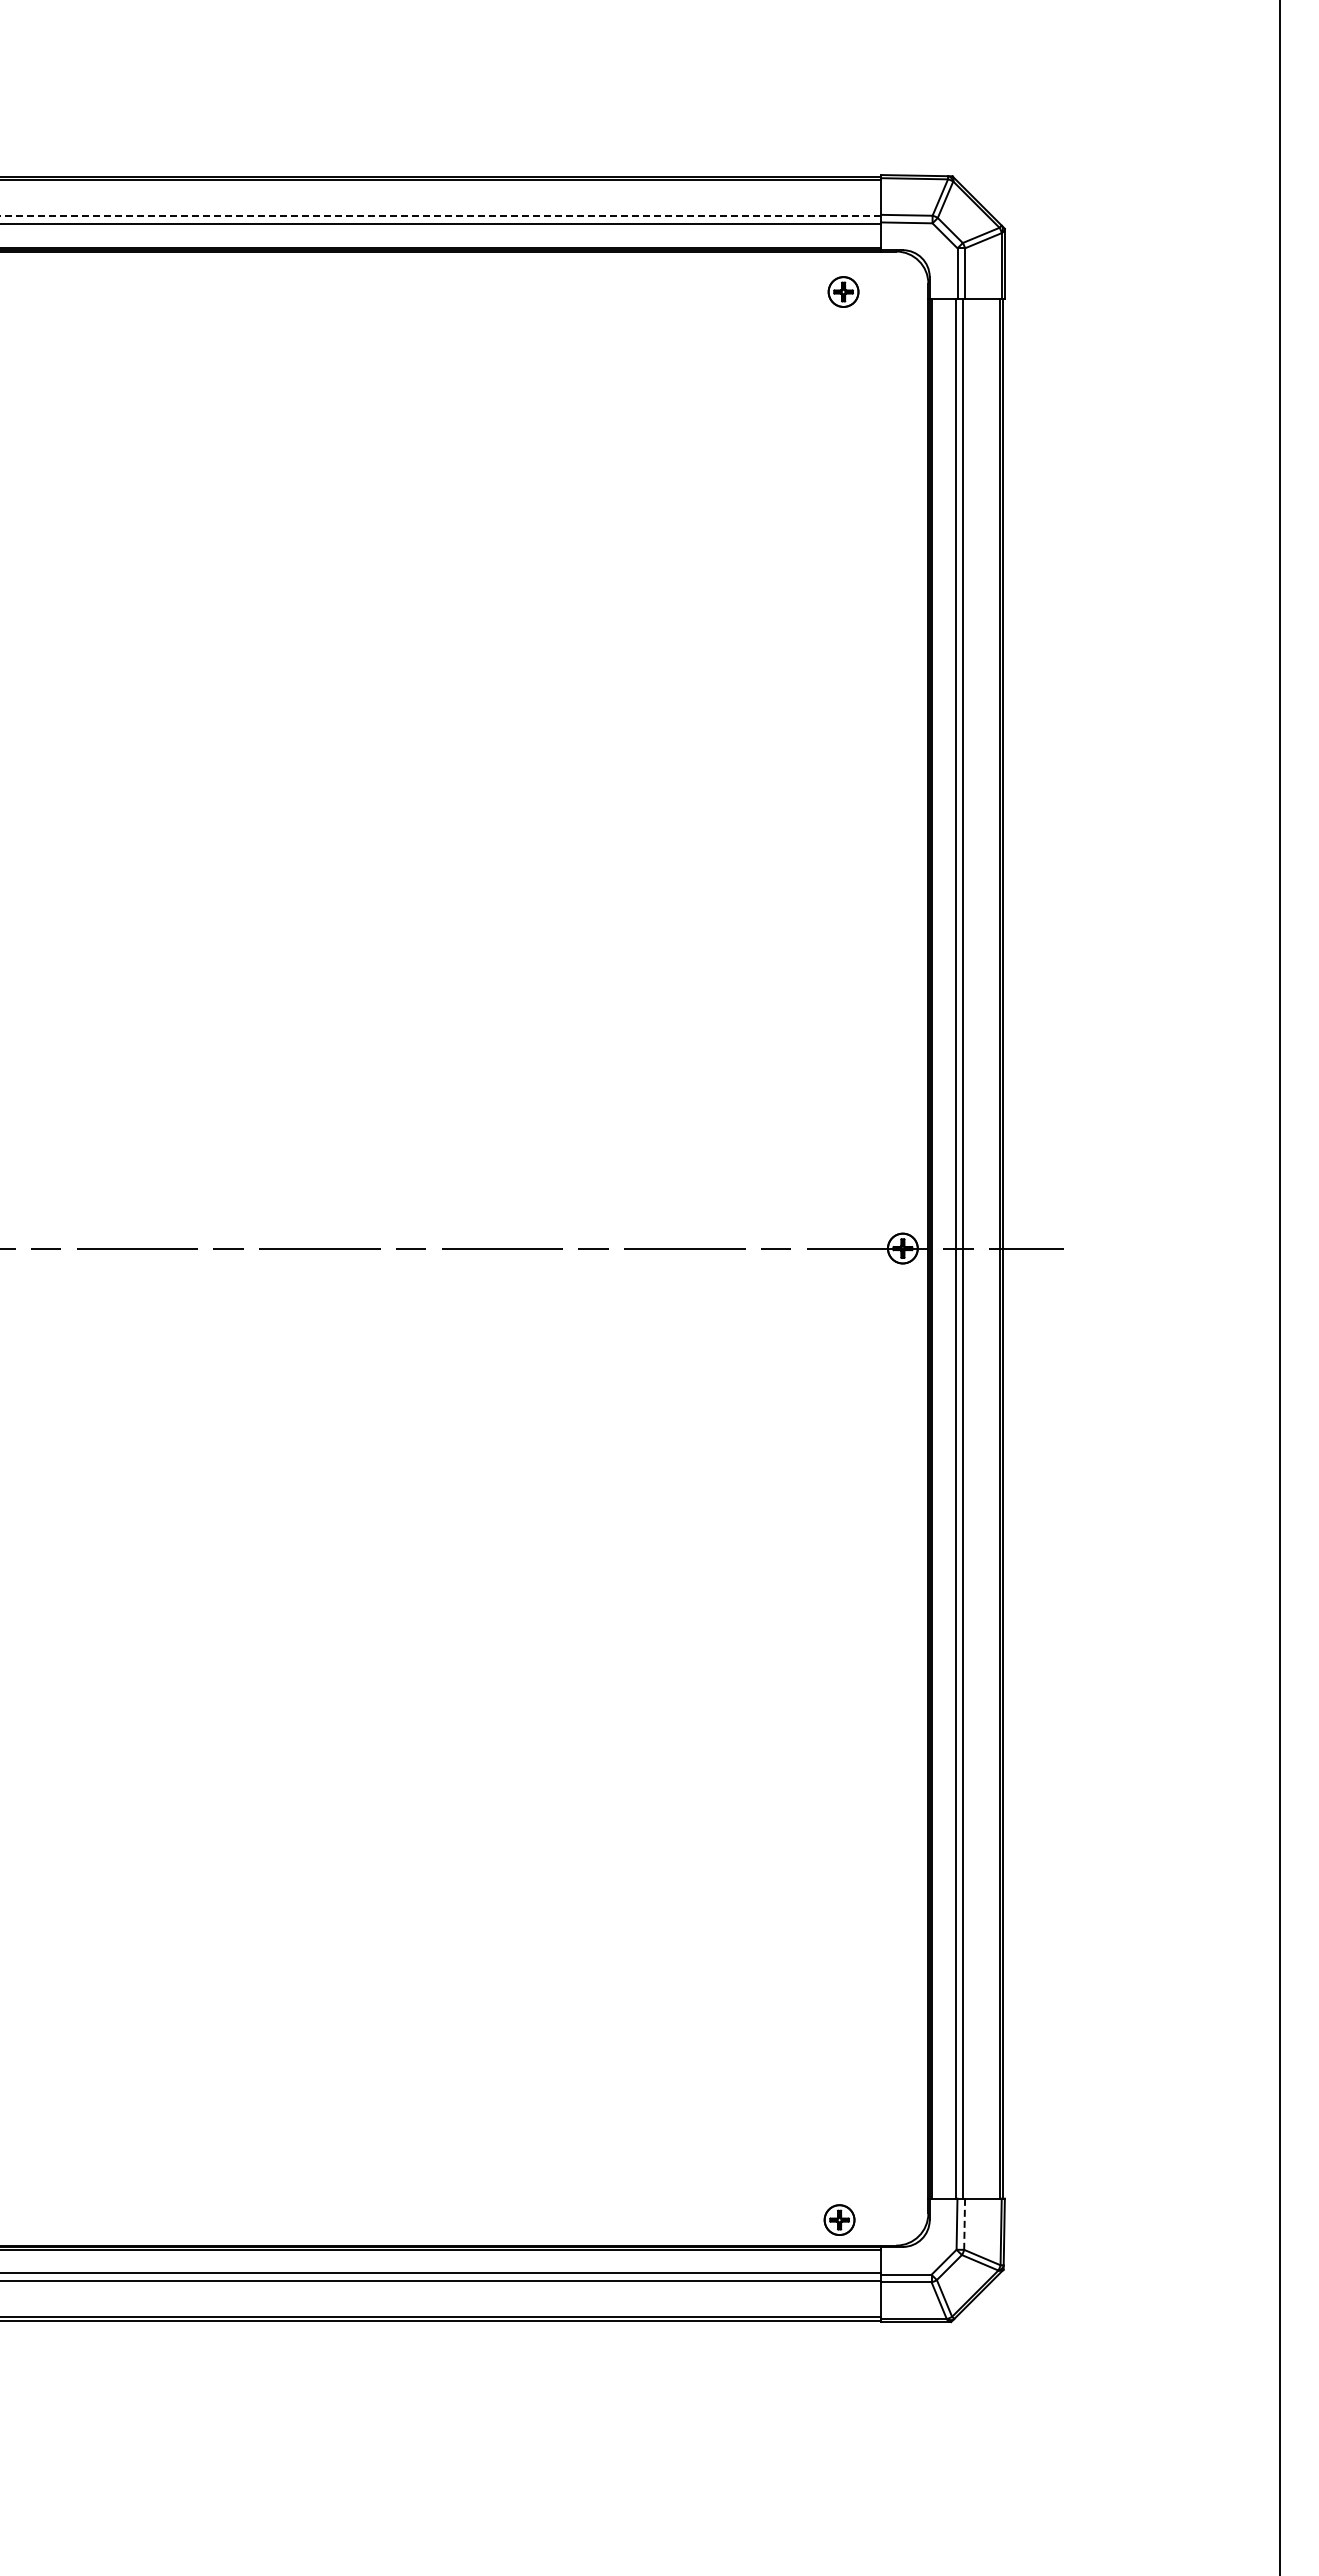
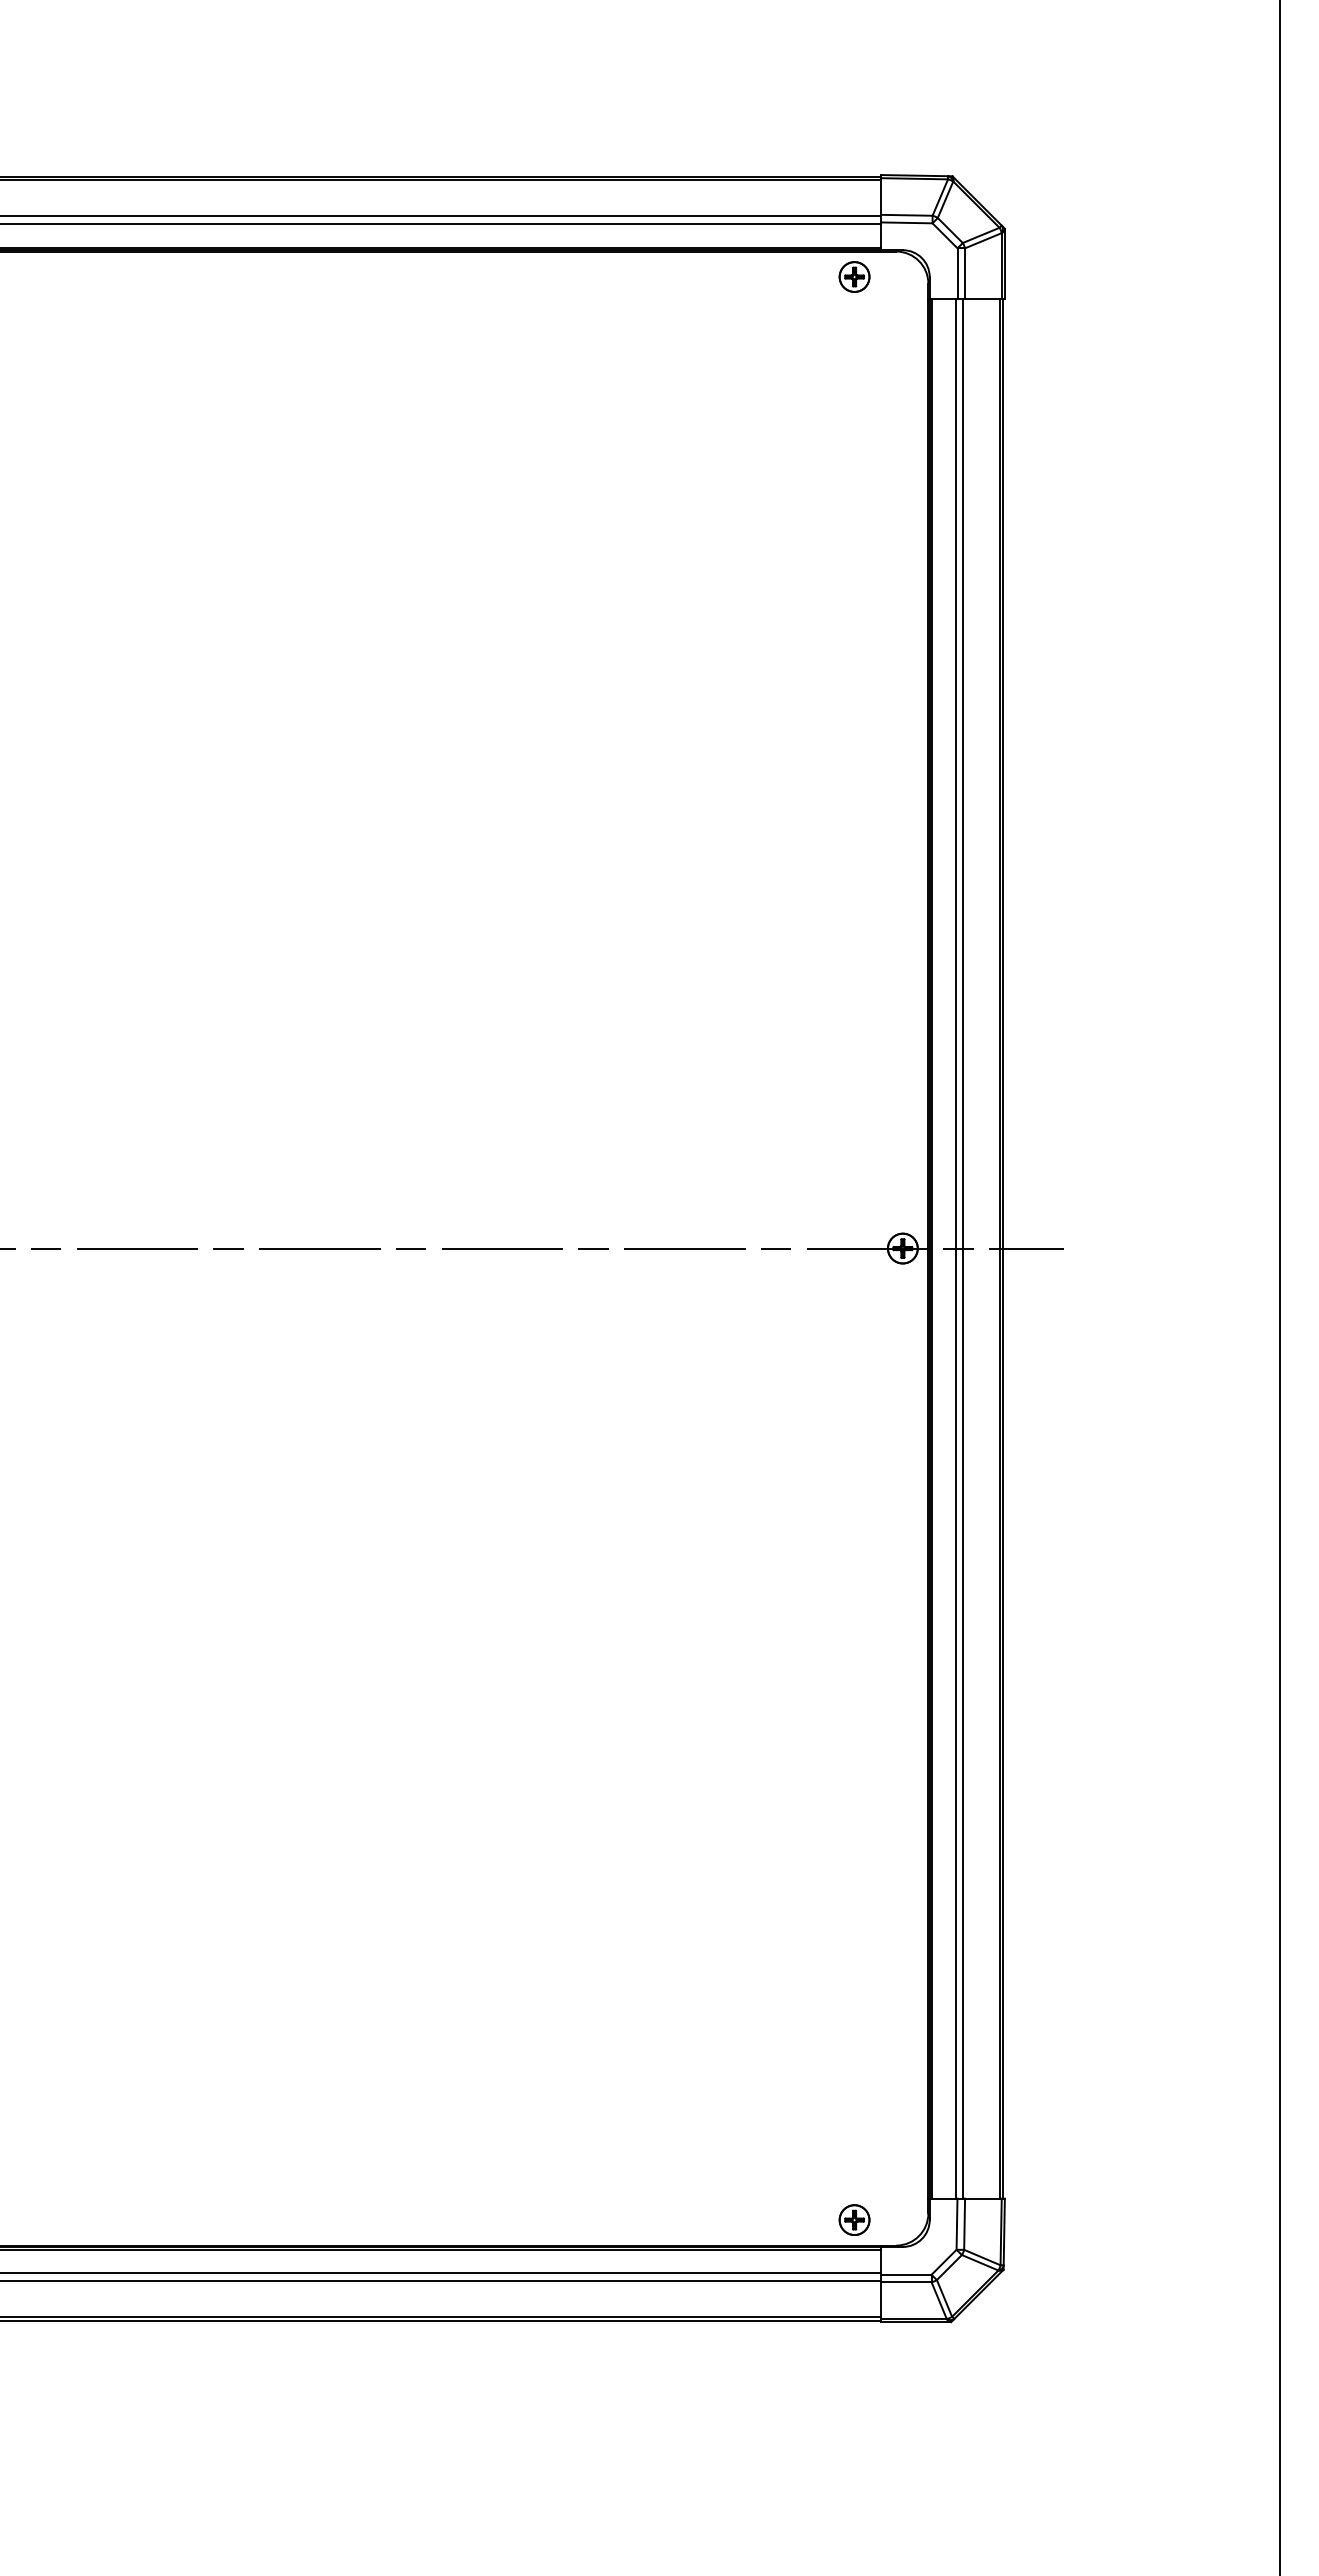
line: dashed -> solid (440, 216)
part position: (843, 291) -> (854, 276) (854, 276)
part position: (839, 2219) -> (854, 2219) (854, 2219)
line: dashed -> solid (964, 2224)
